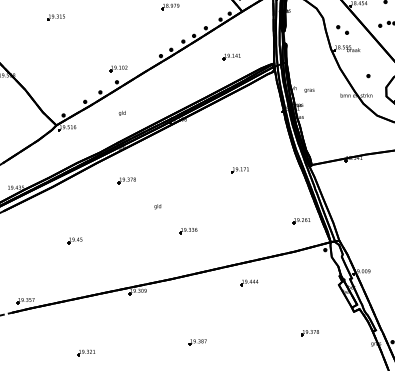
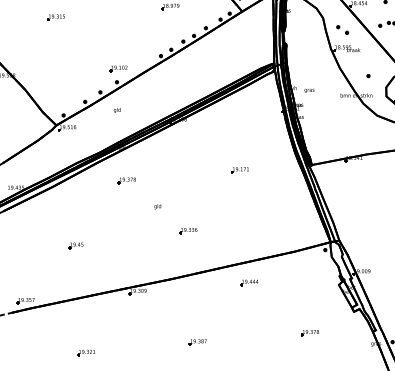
part: present -> none (231, 56)
text position: (121, 113) -> (116, 110) (116, 110)
part: present -> none (301, 221)
part position: (74, 240) -> (75, 245) (75, 245)
